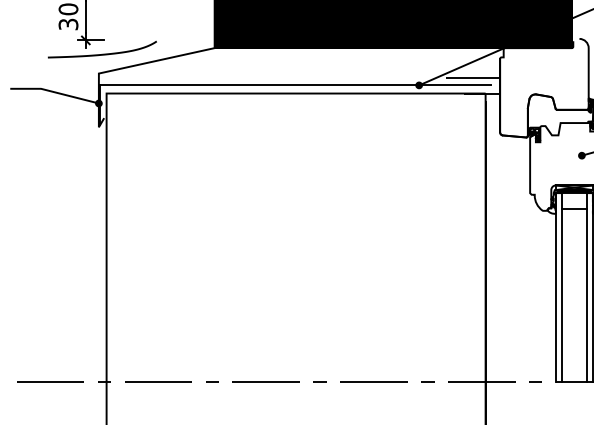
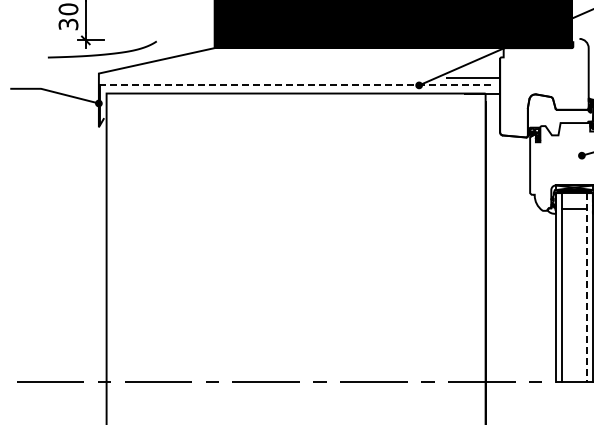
line: solid -> dashed (295, 85)
line: solid -> dashed (586, 288)
